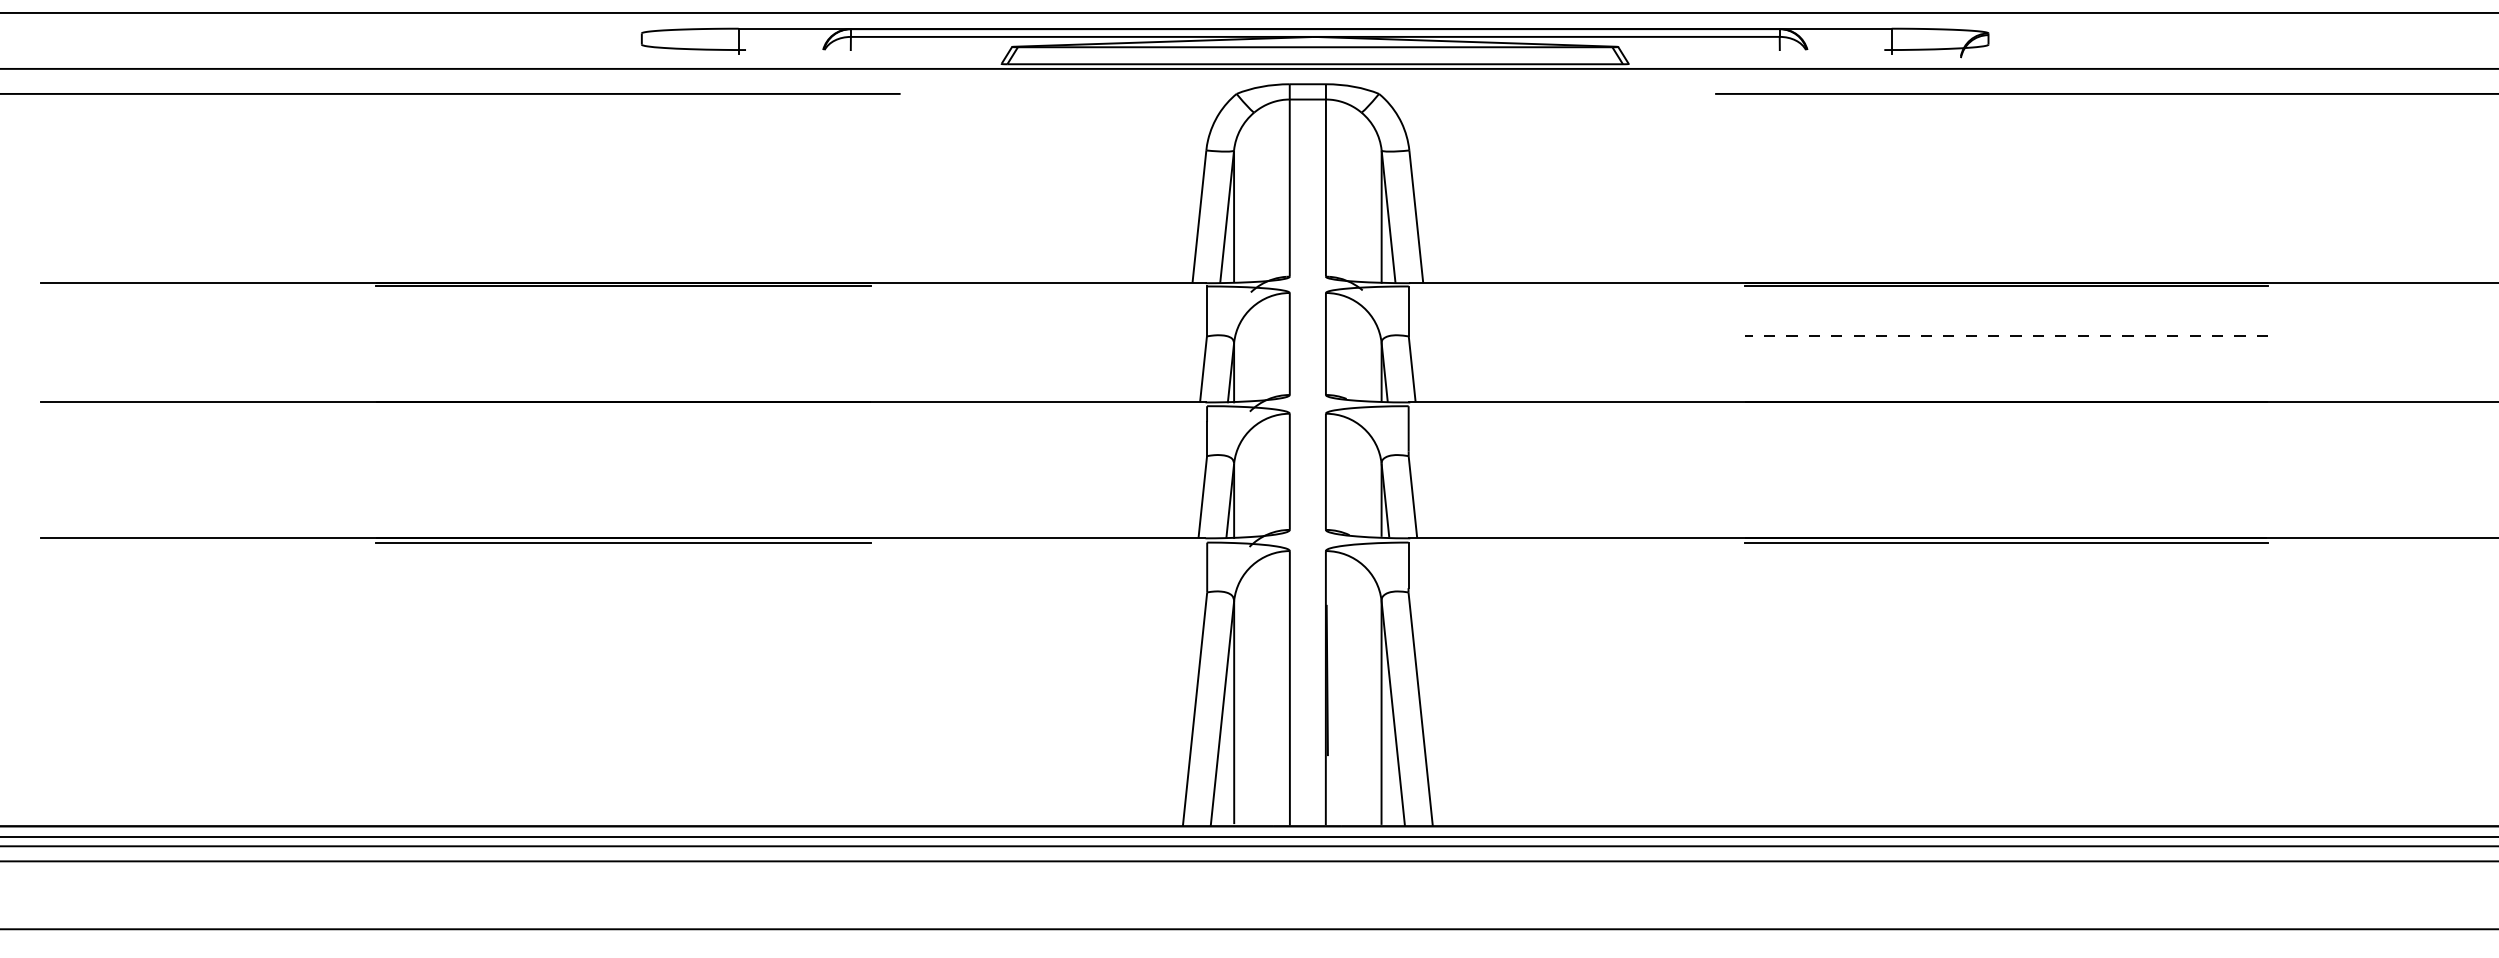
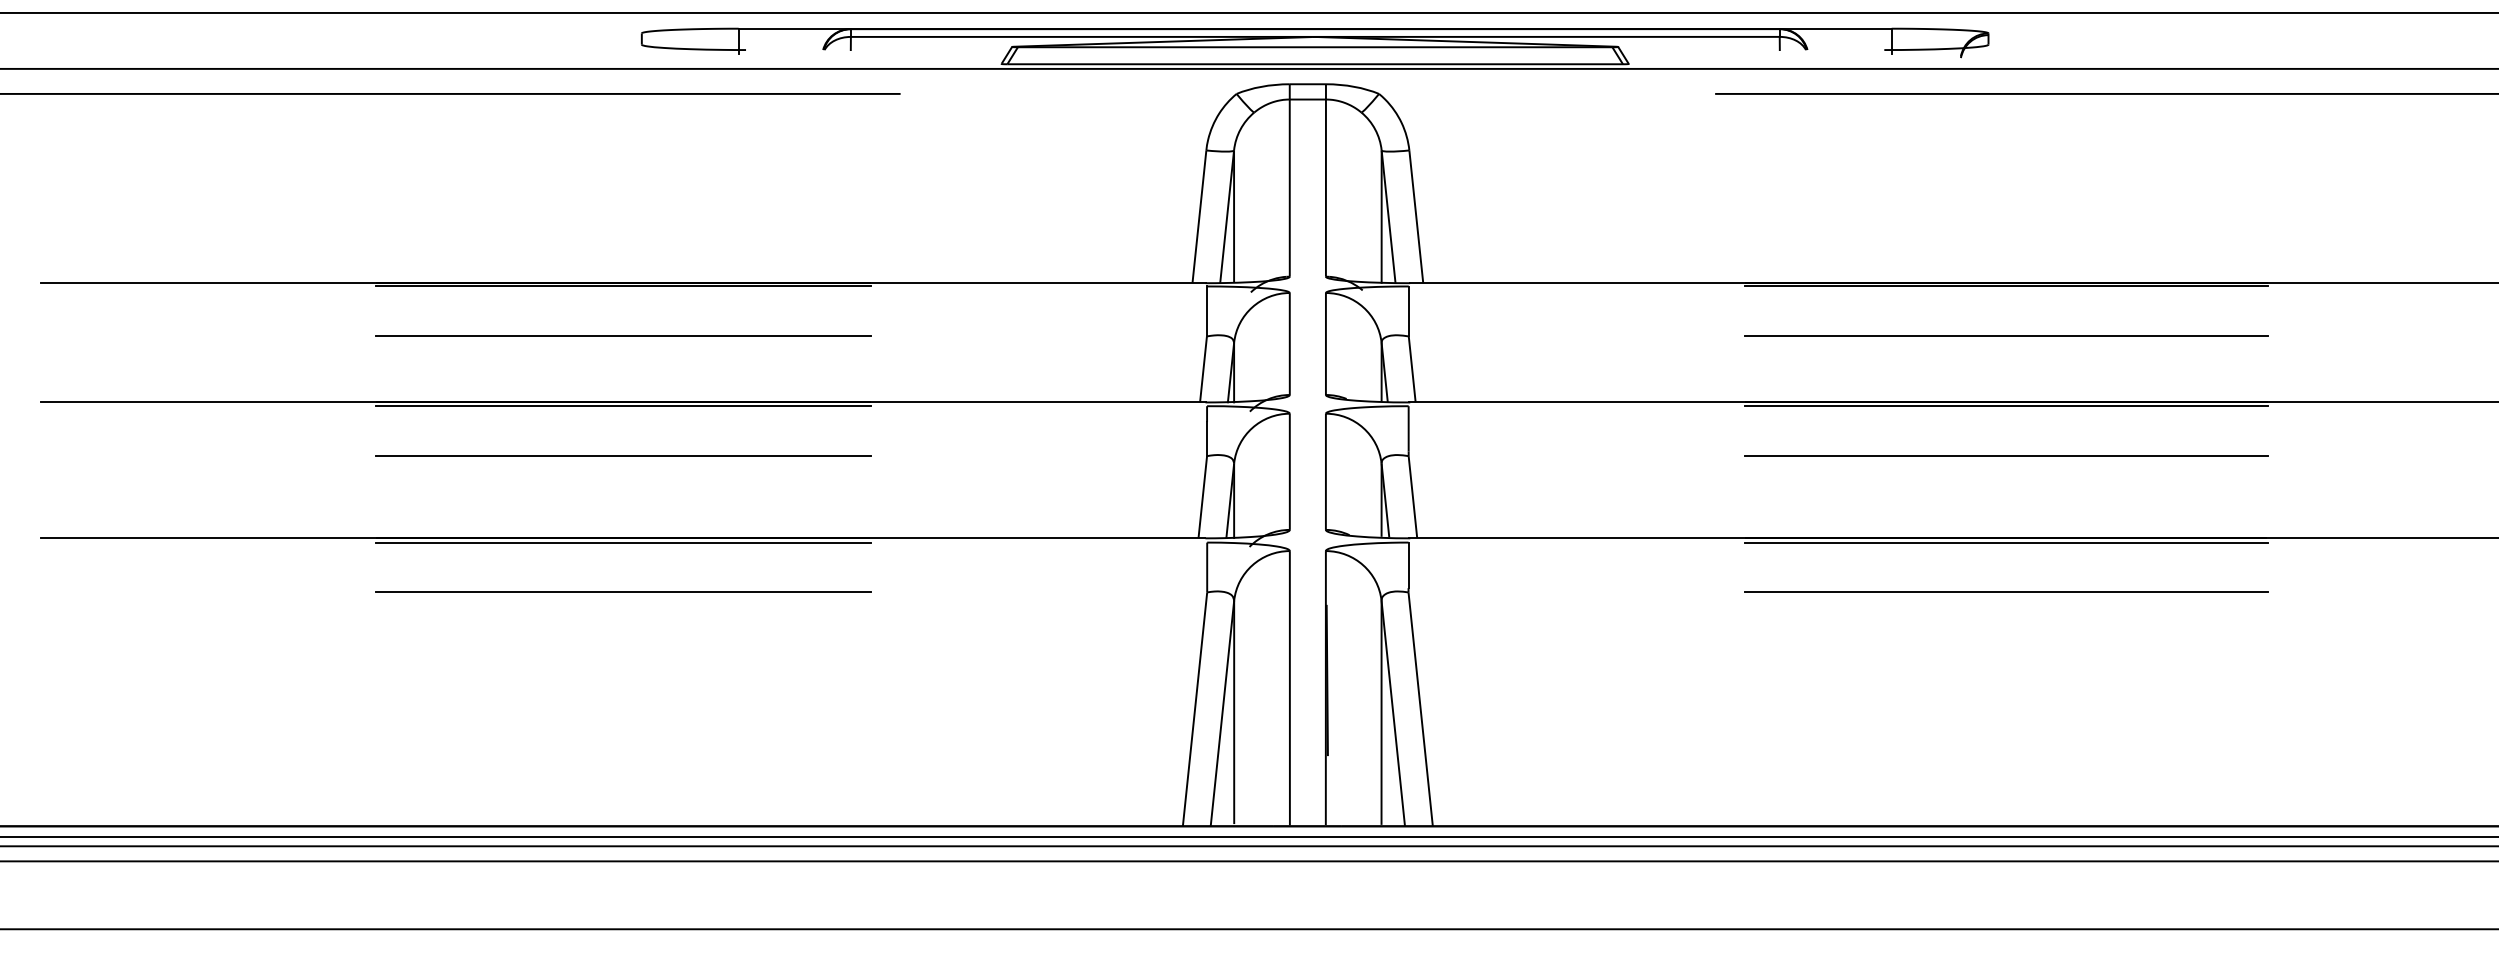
line: none -> present (622, 336)
line: dashed -> solid (2006, 336)
line: none -> present (623, 406)
line: none -> present (2006, 406)
line: none -> present (623, 455)
line: none -> present (2006, 456)
line: none -> present (623, 591)
line: none -> present (2006, 592)
